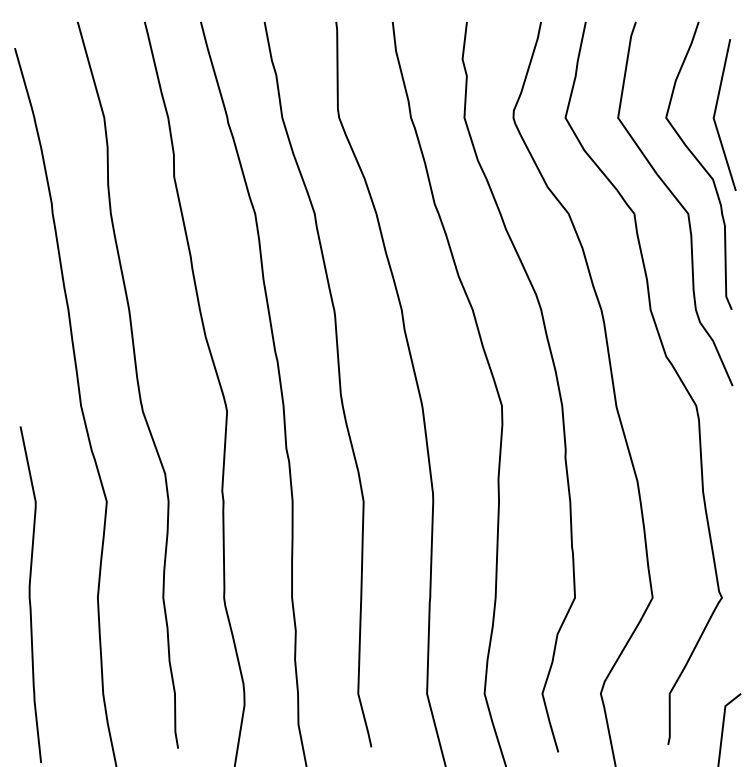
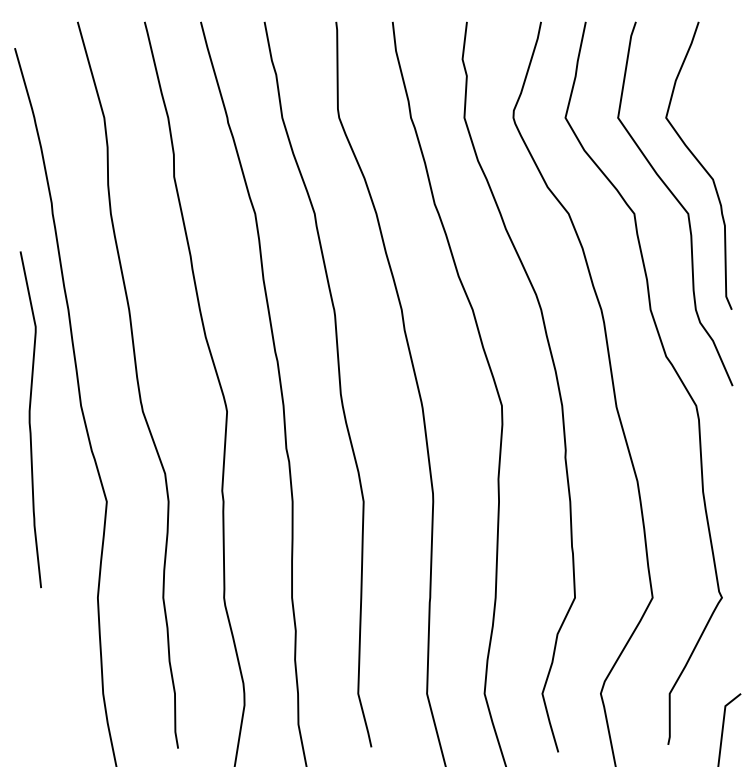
line: present -> none (716, 110)
curve position: (30, 594) -> (30, 419) (30, 419)
